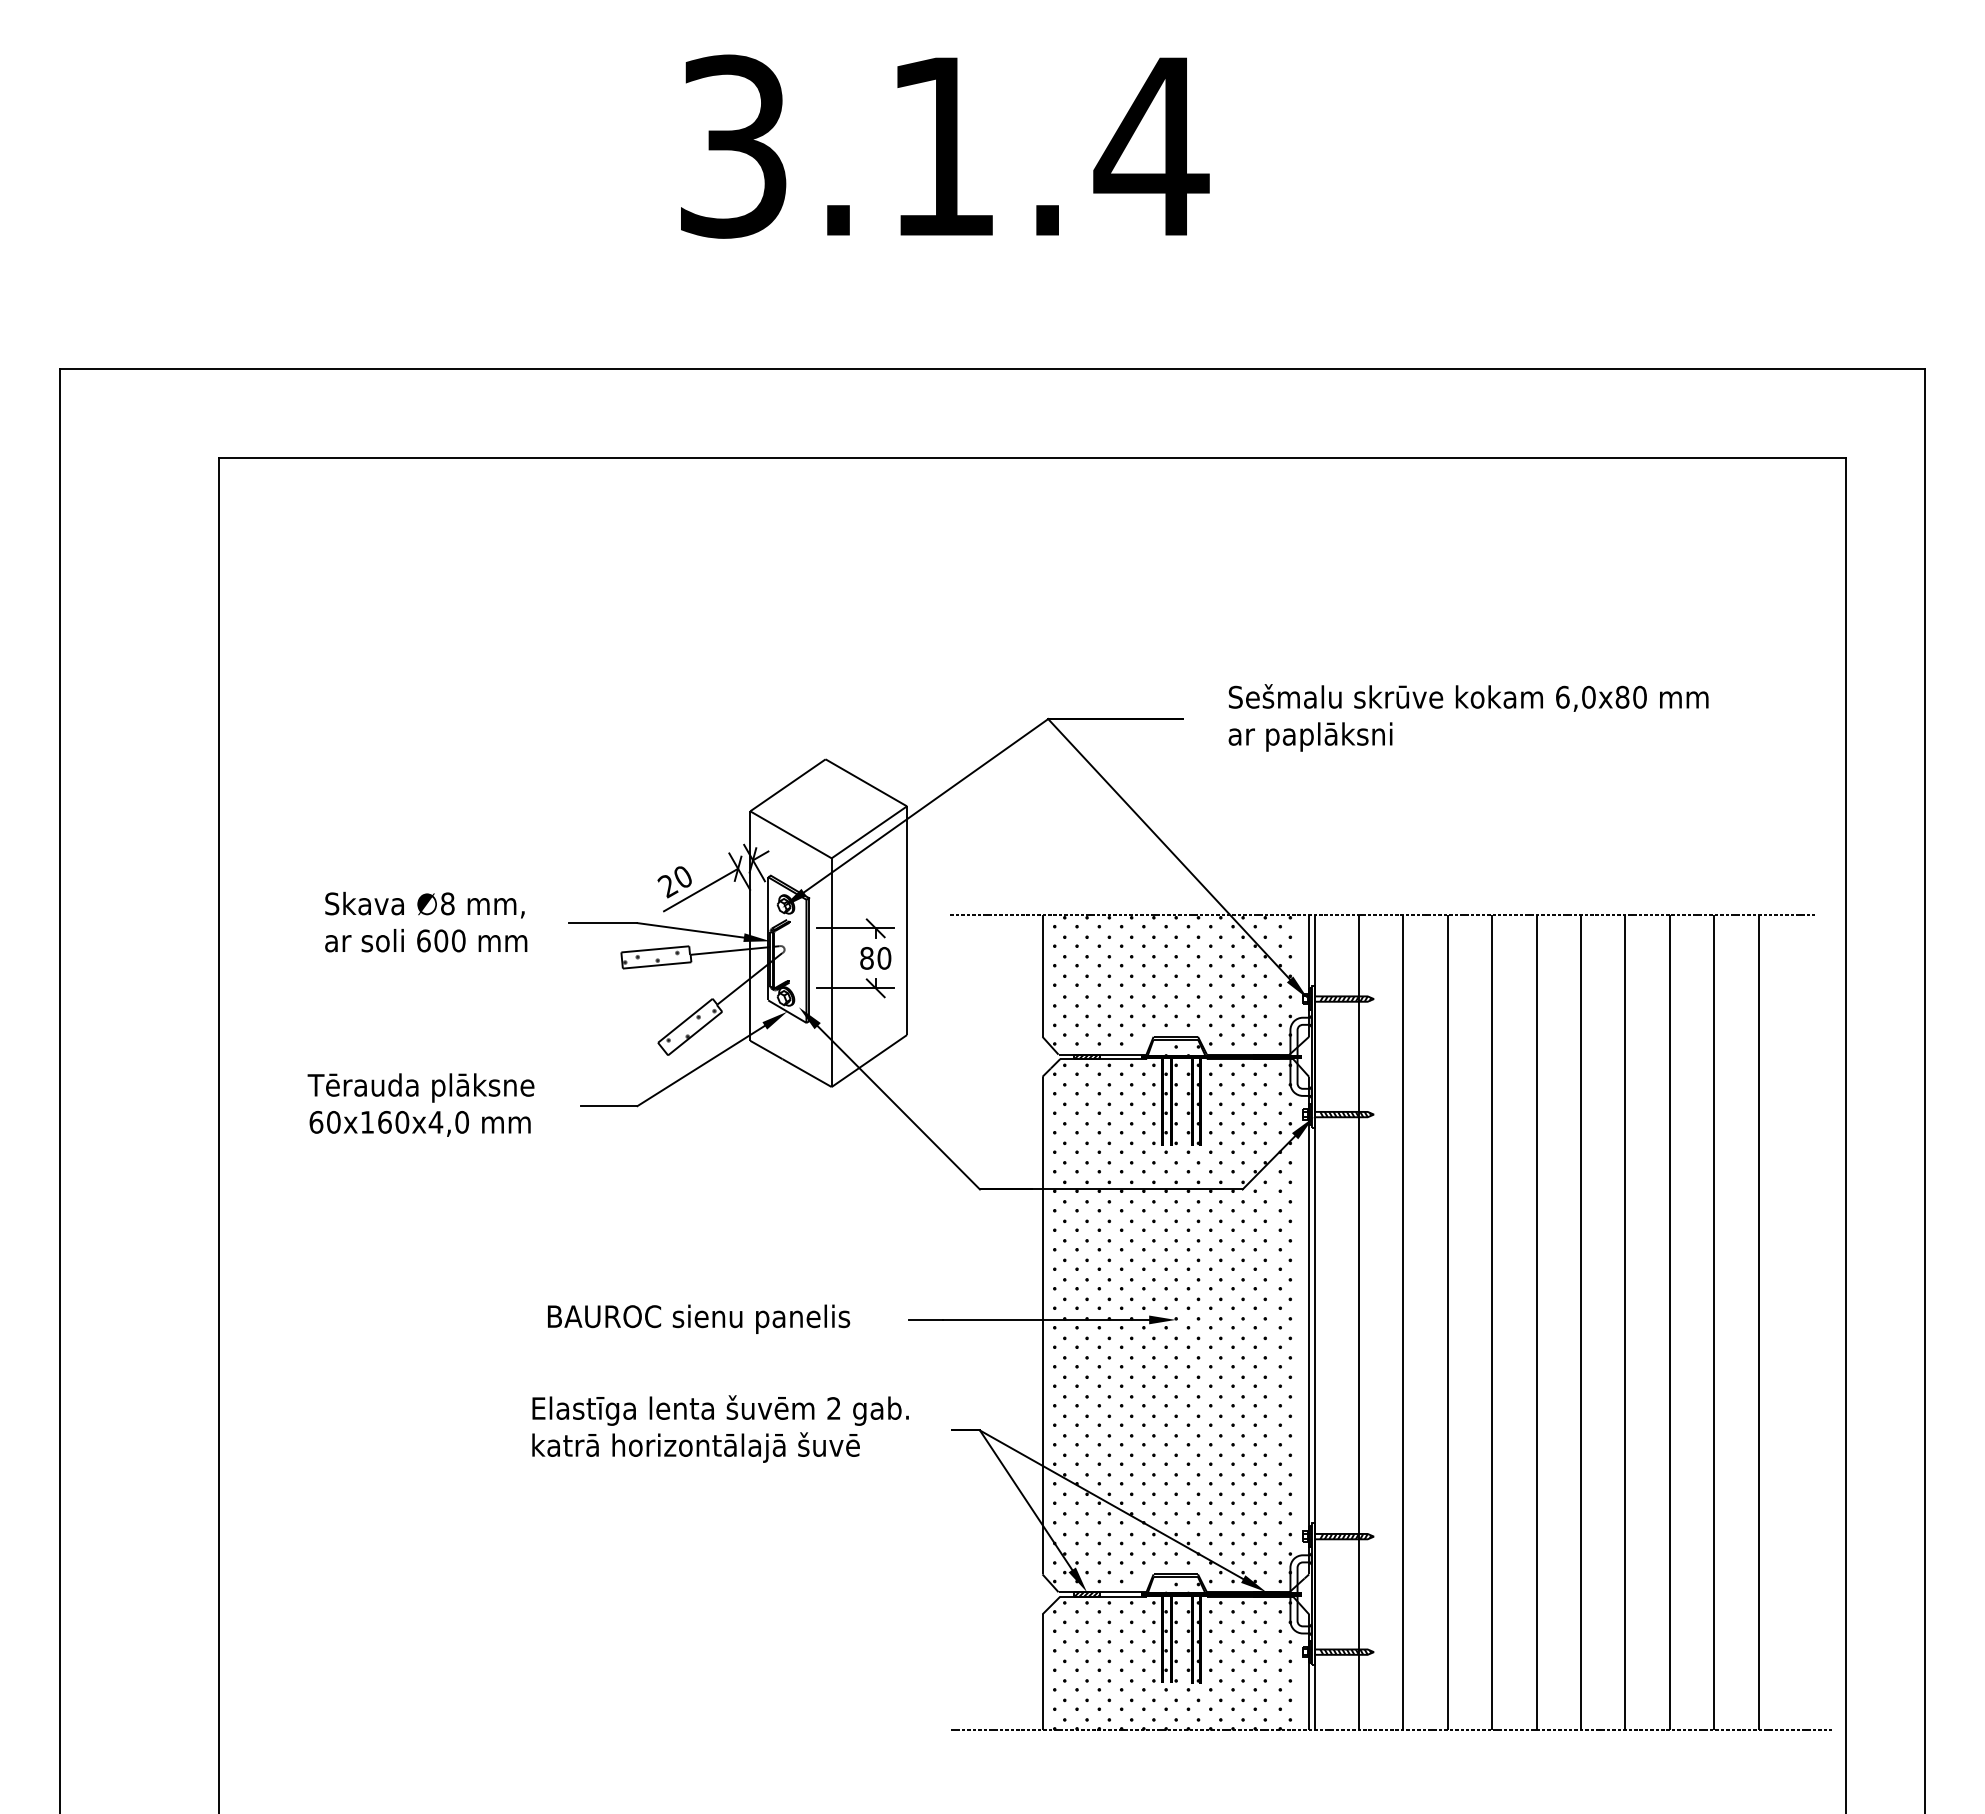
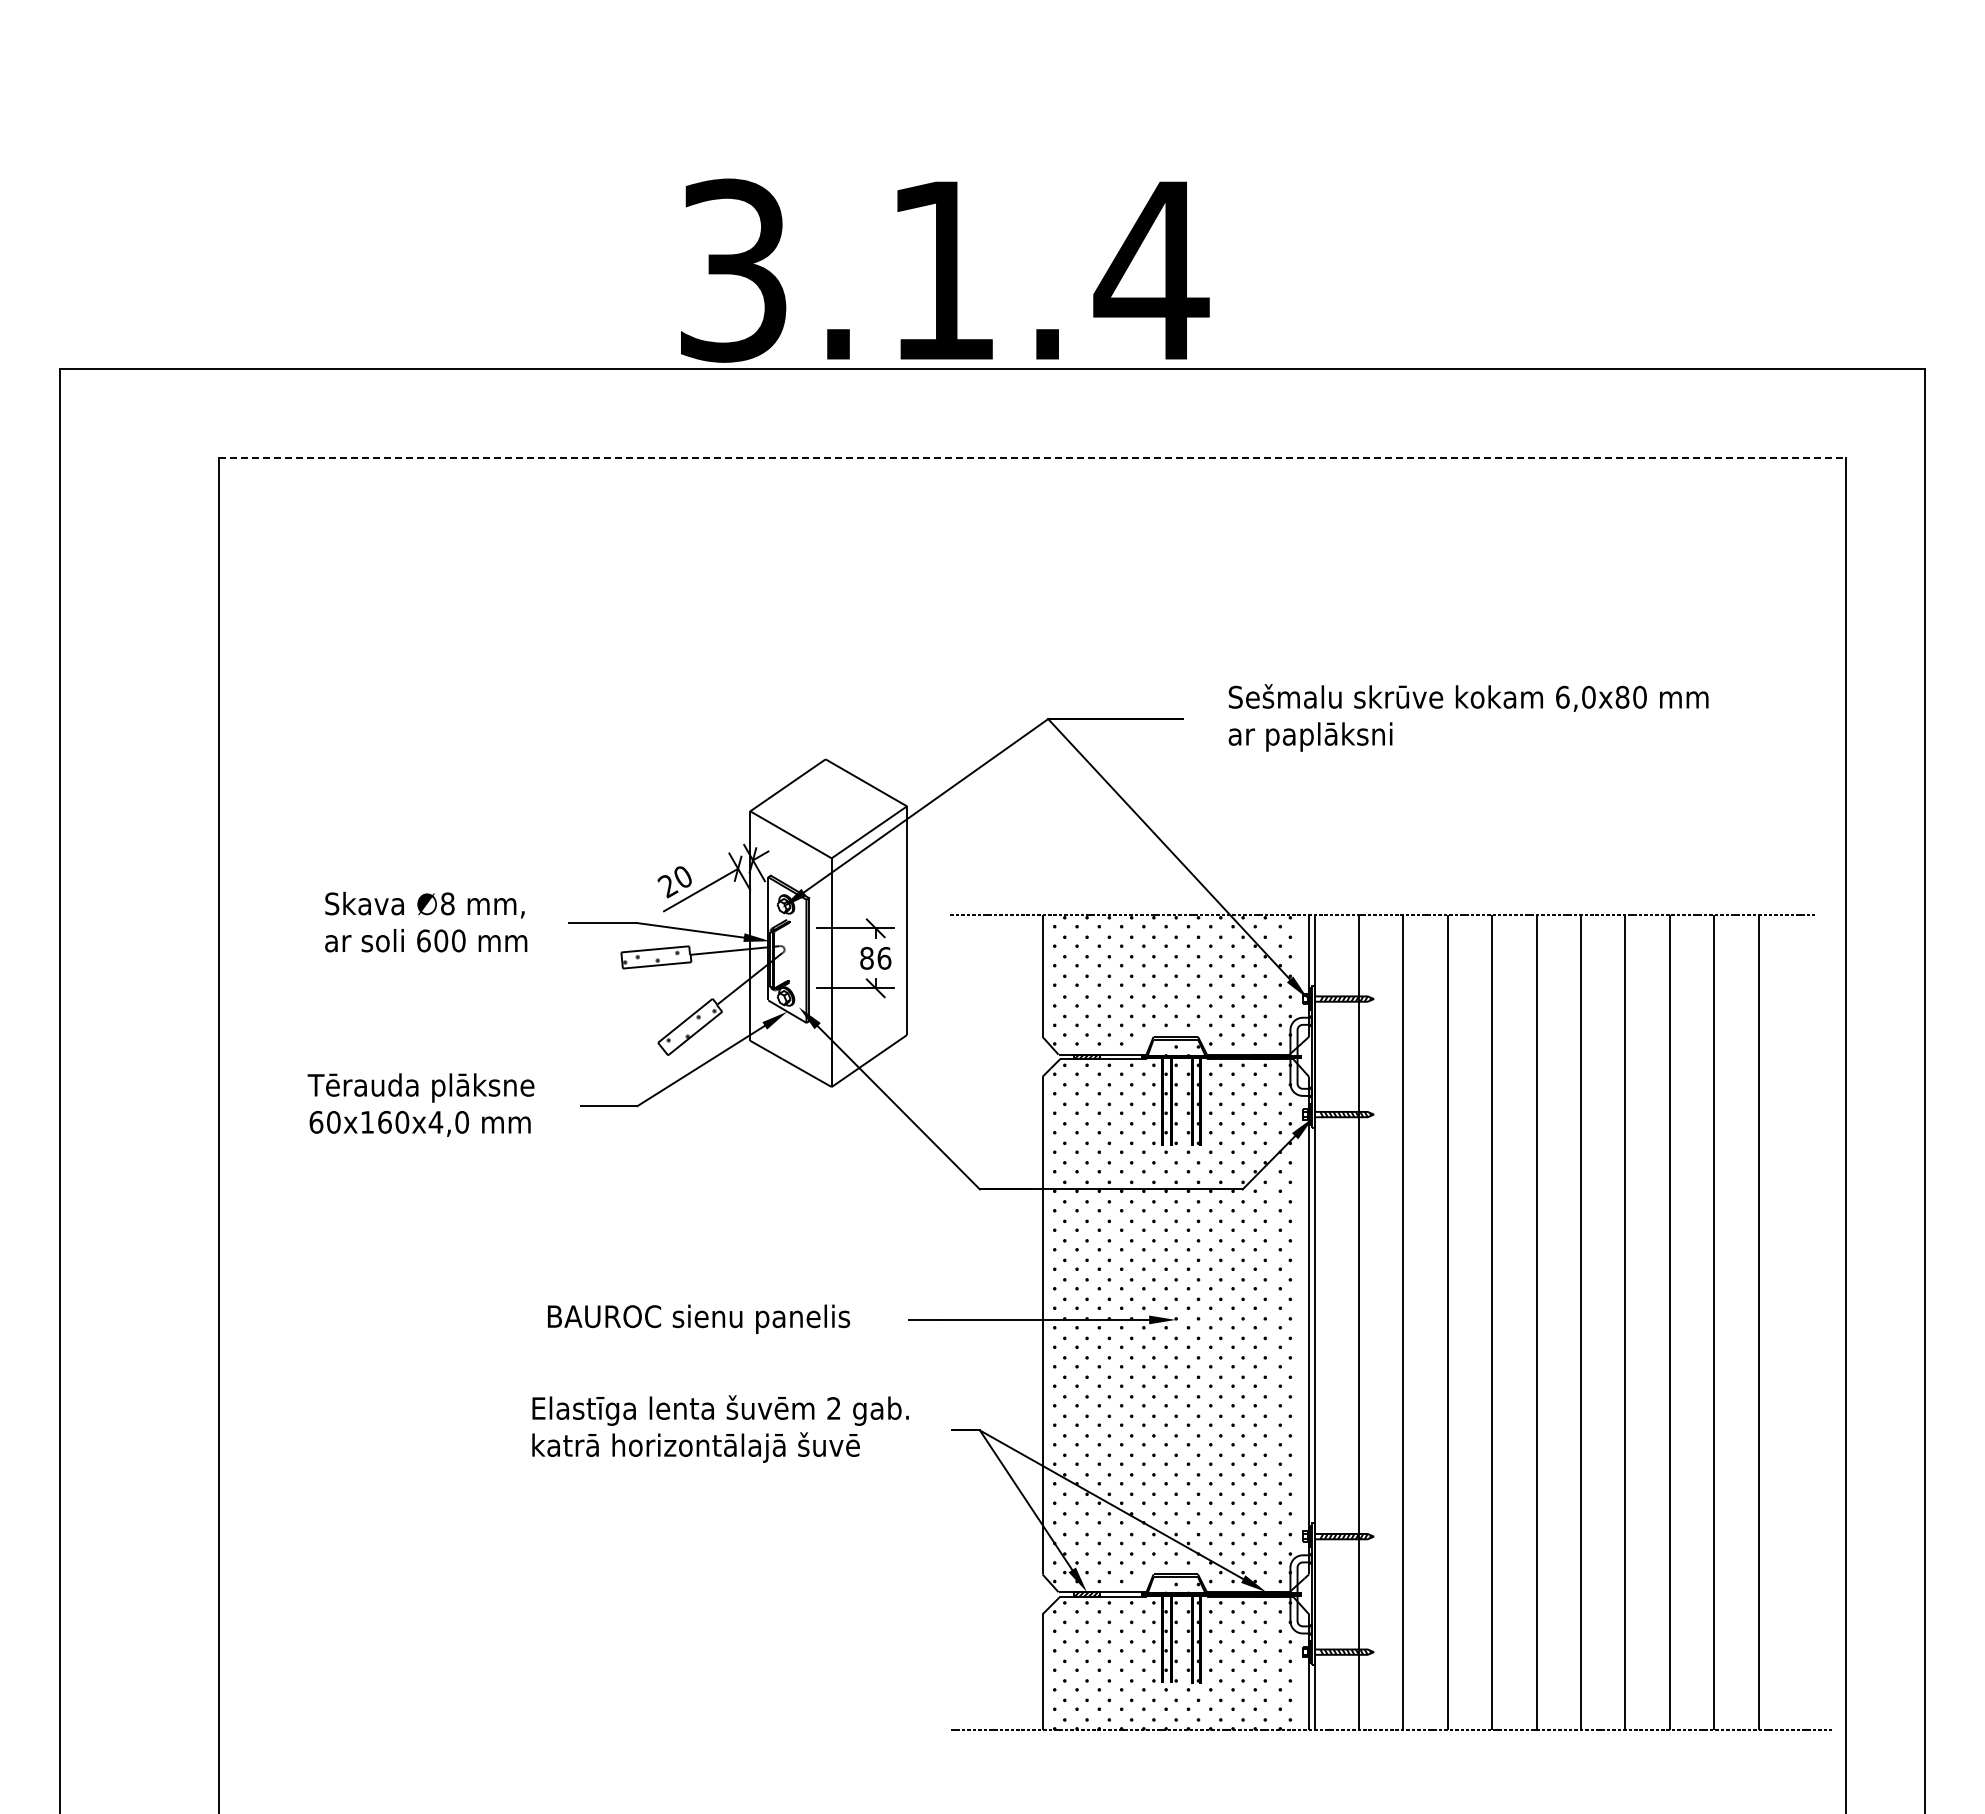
text position: (945, 146) -> (945, 270) (945, 270)
line: solid -> dashed (1033, 458)
text: 80 -> 86 (884, 957)
